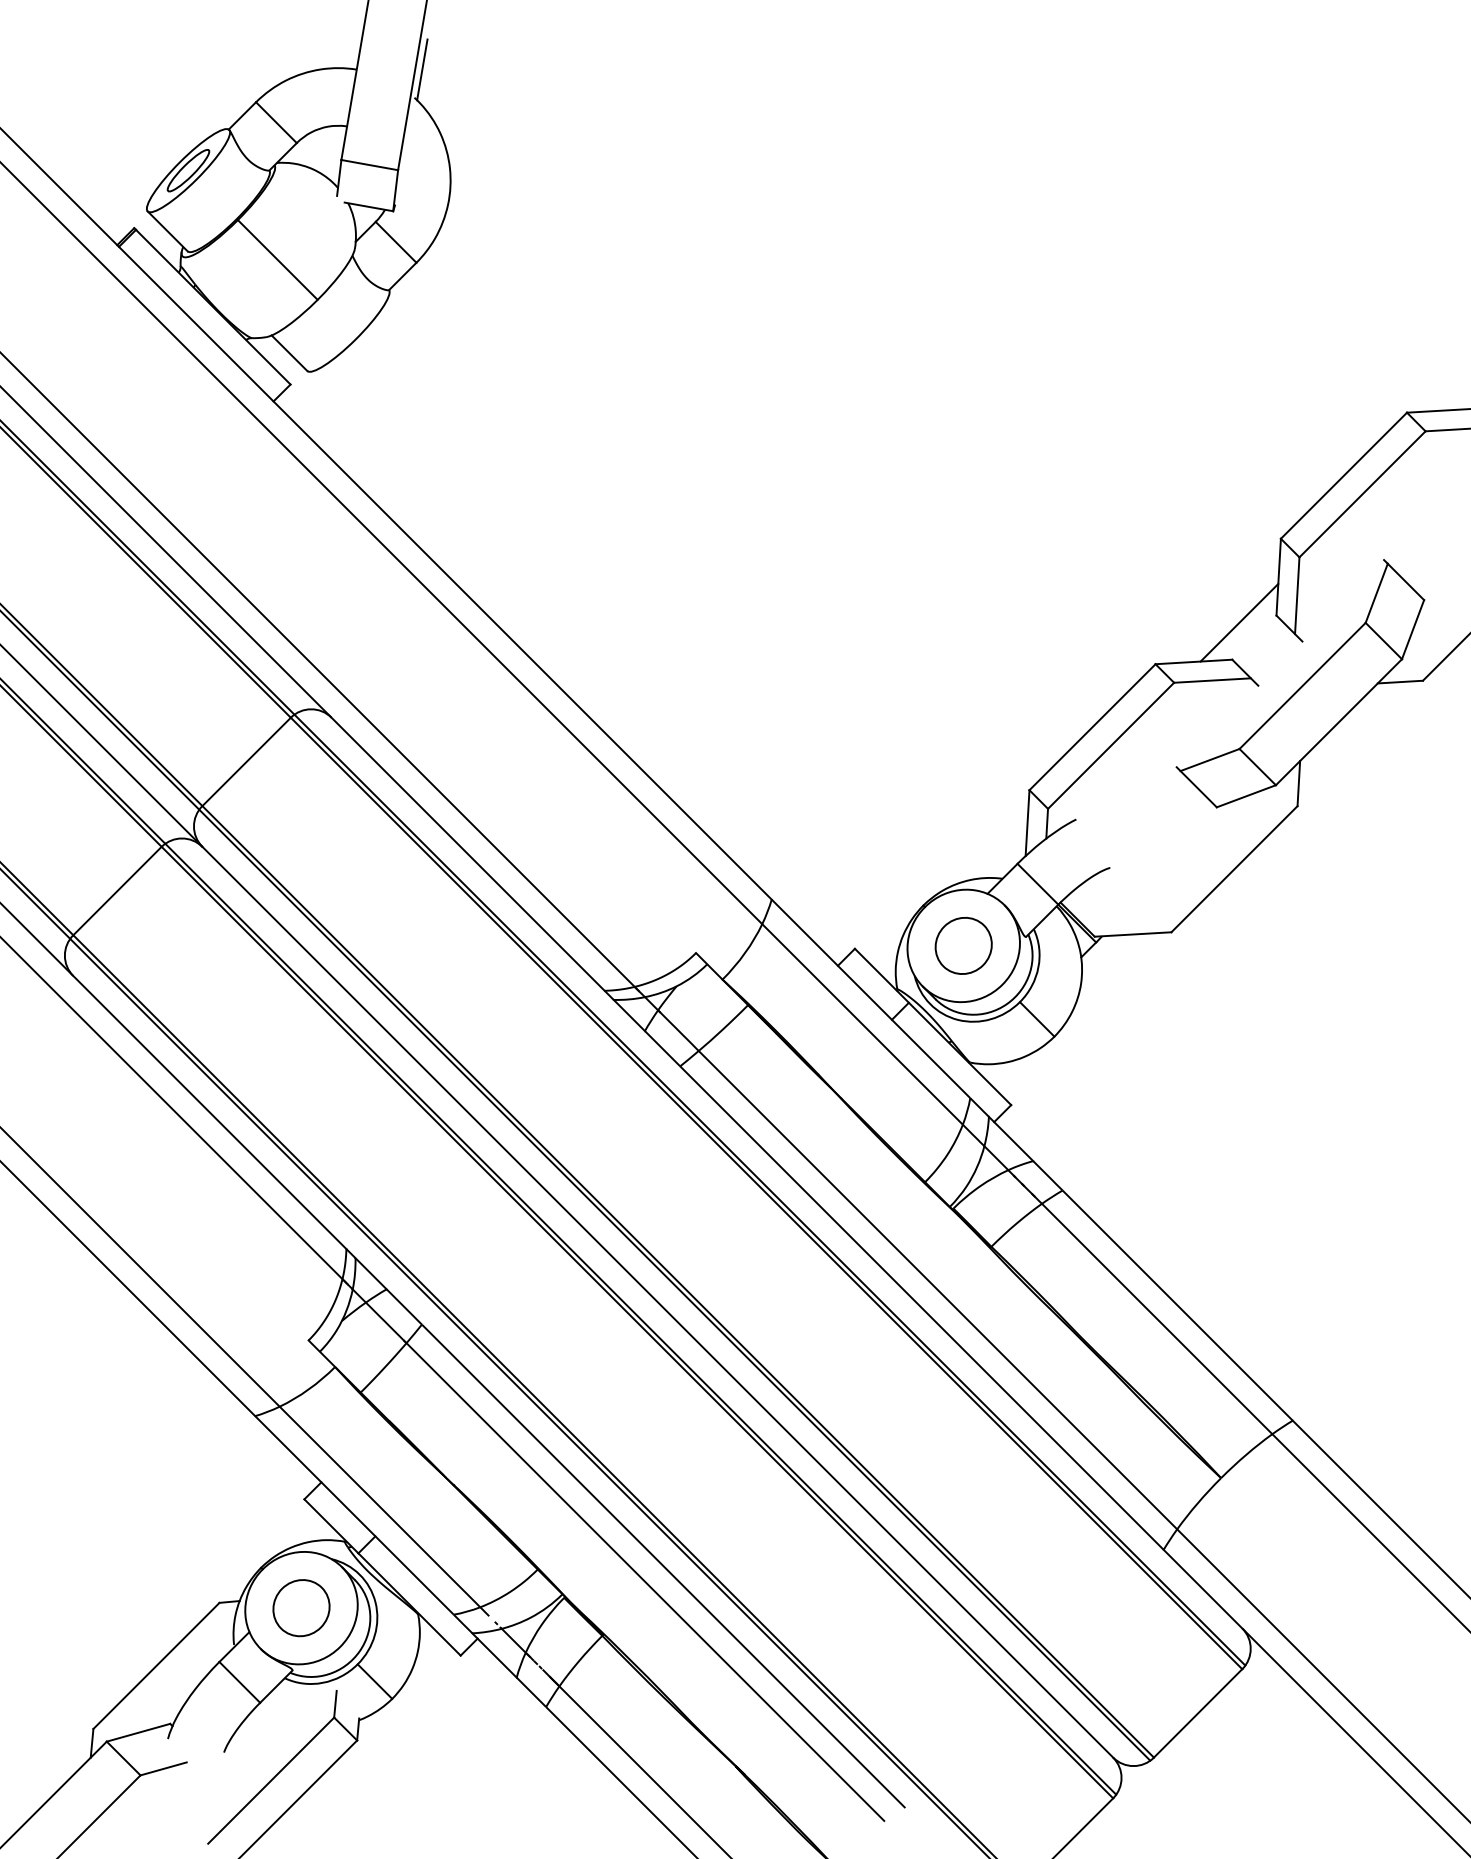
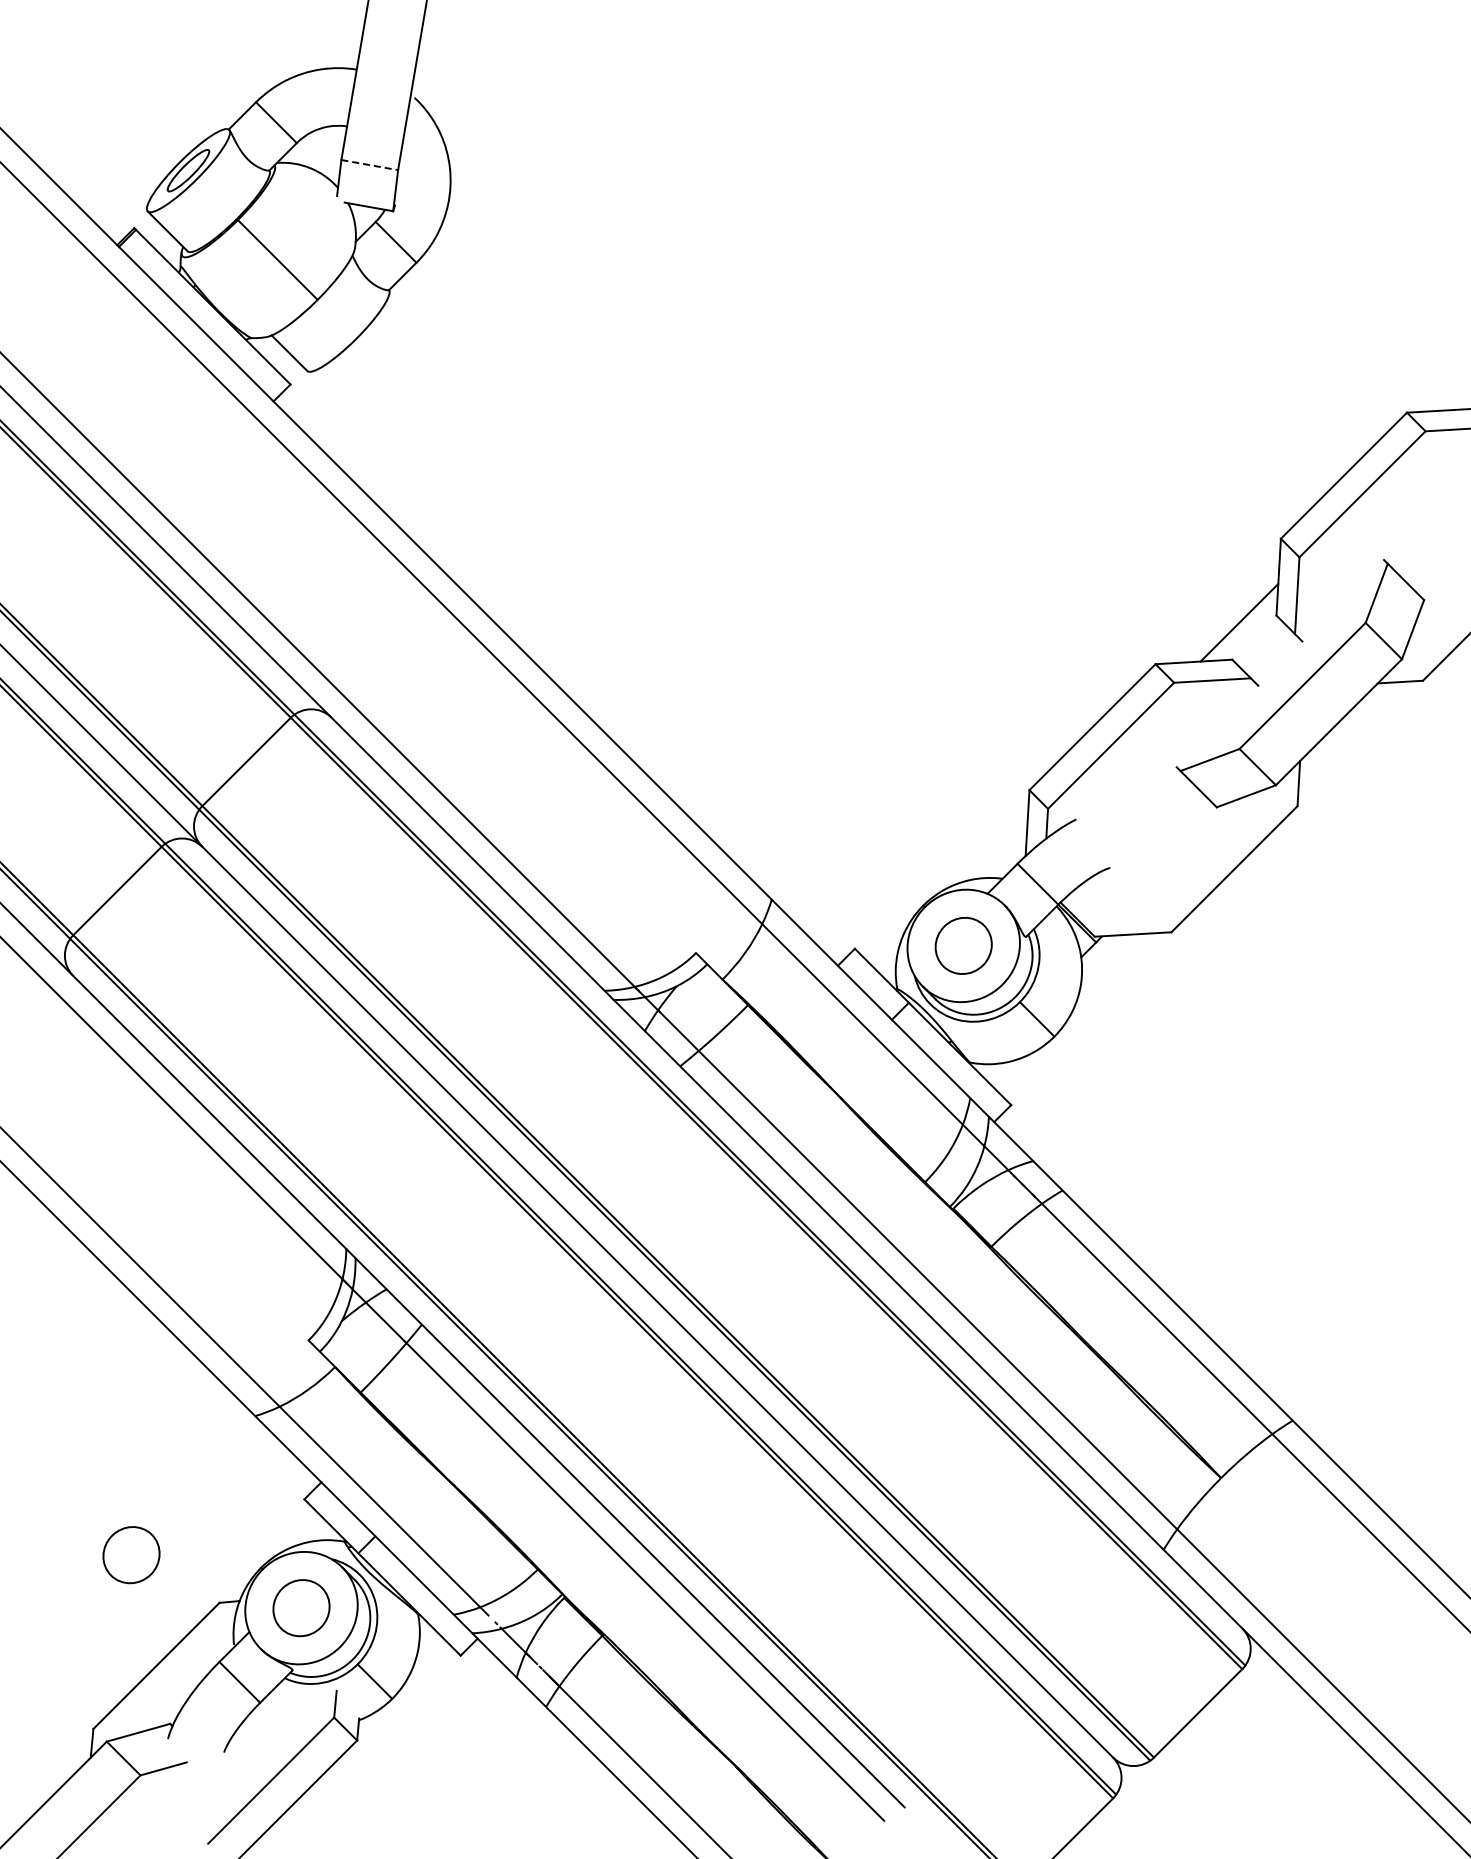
line: present -> none (422, 69)
line: solid -> dashed (369, 165)
part: none -> present (131, 1555)
